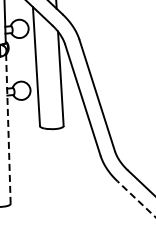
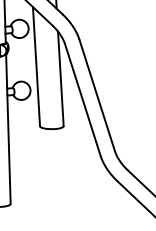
line: dashed -> solid (8, 129)
line: dashed -> solid (136, 198)
